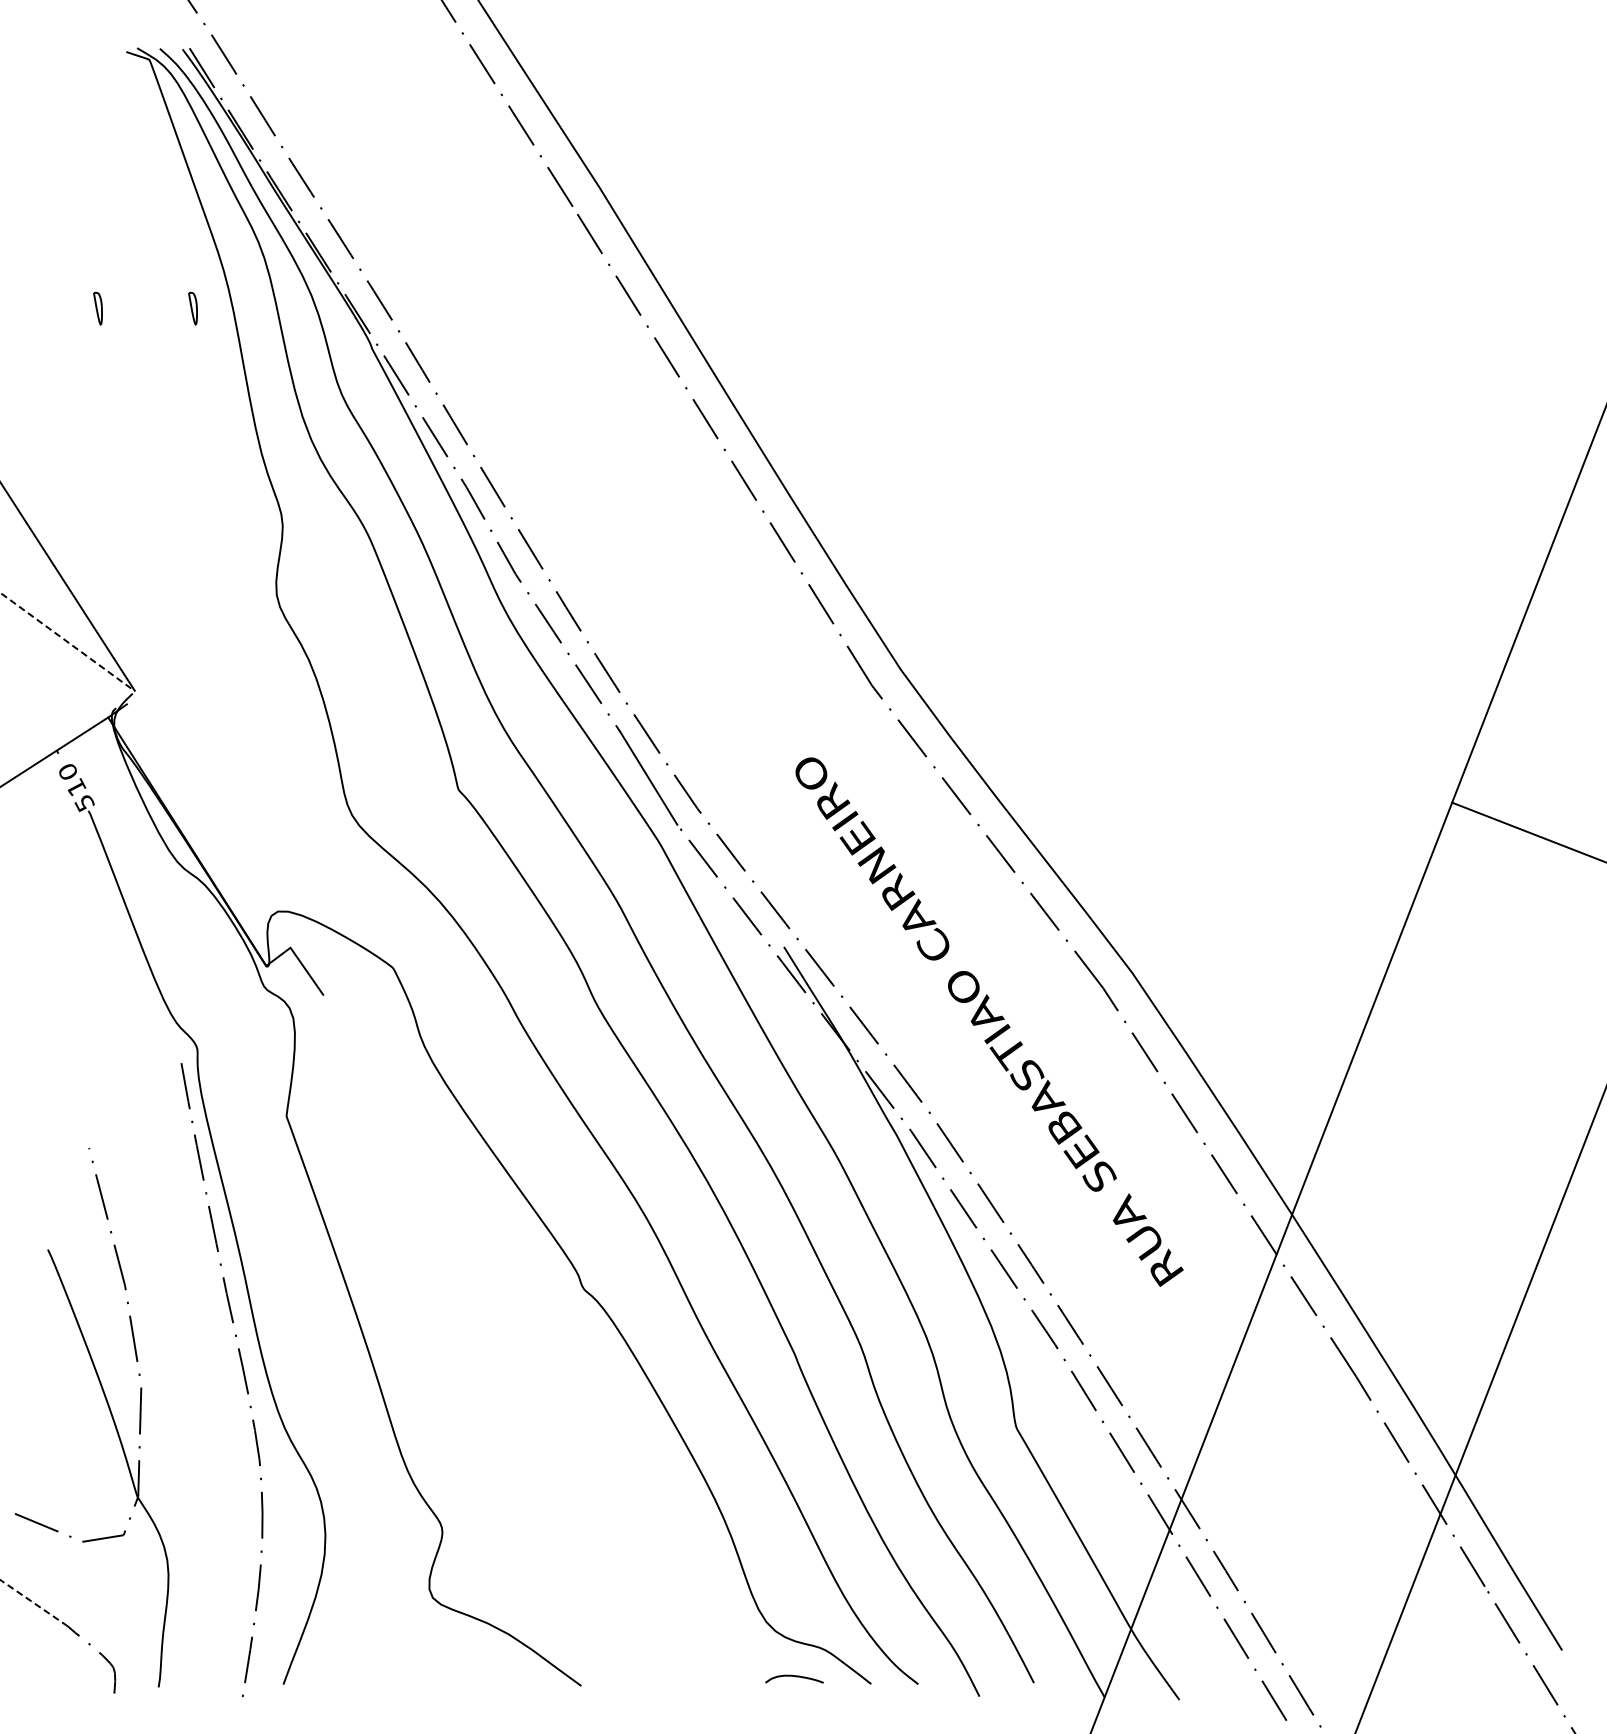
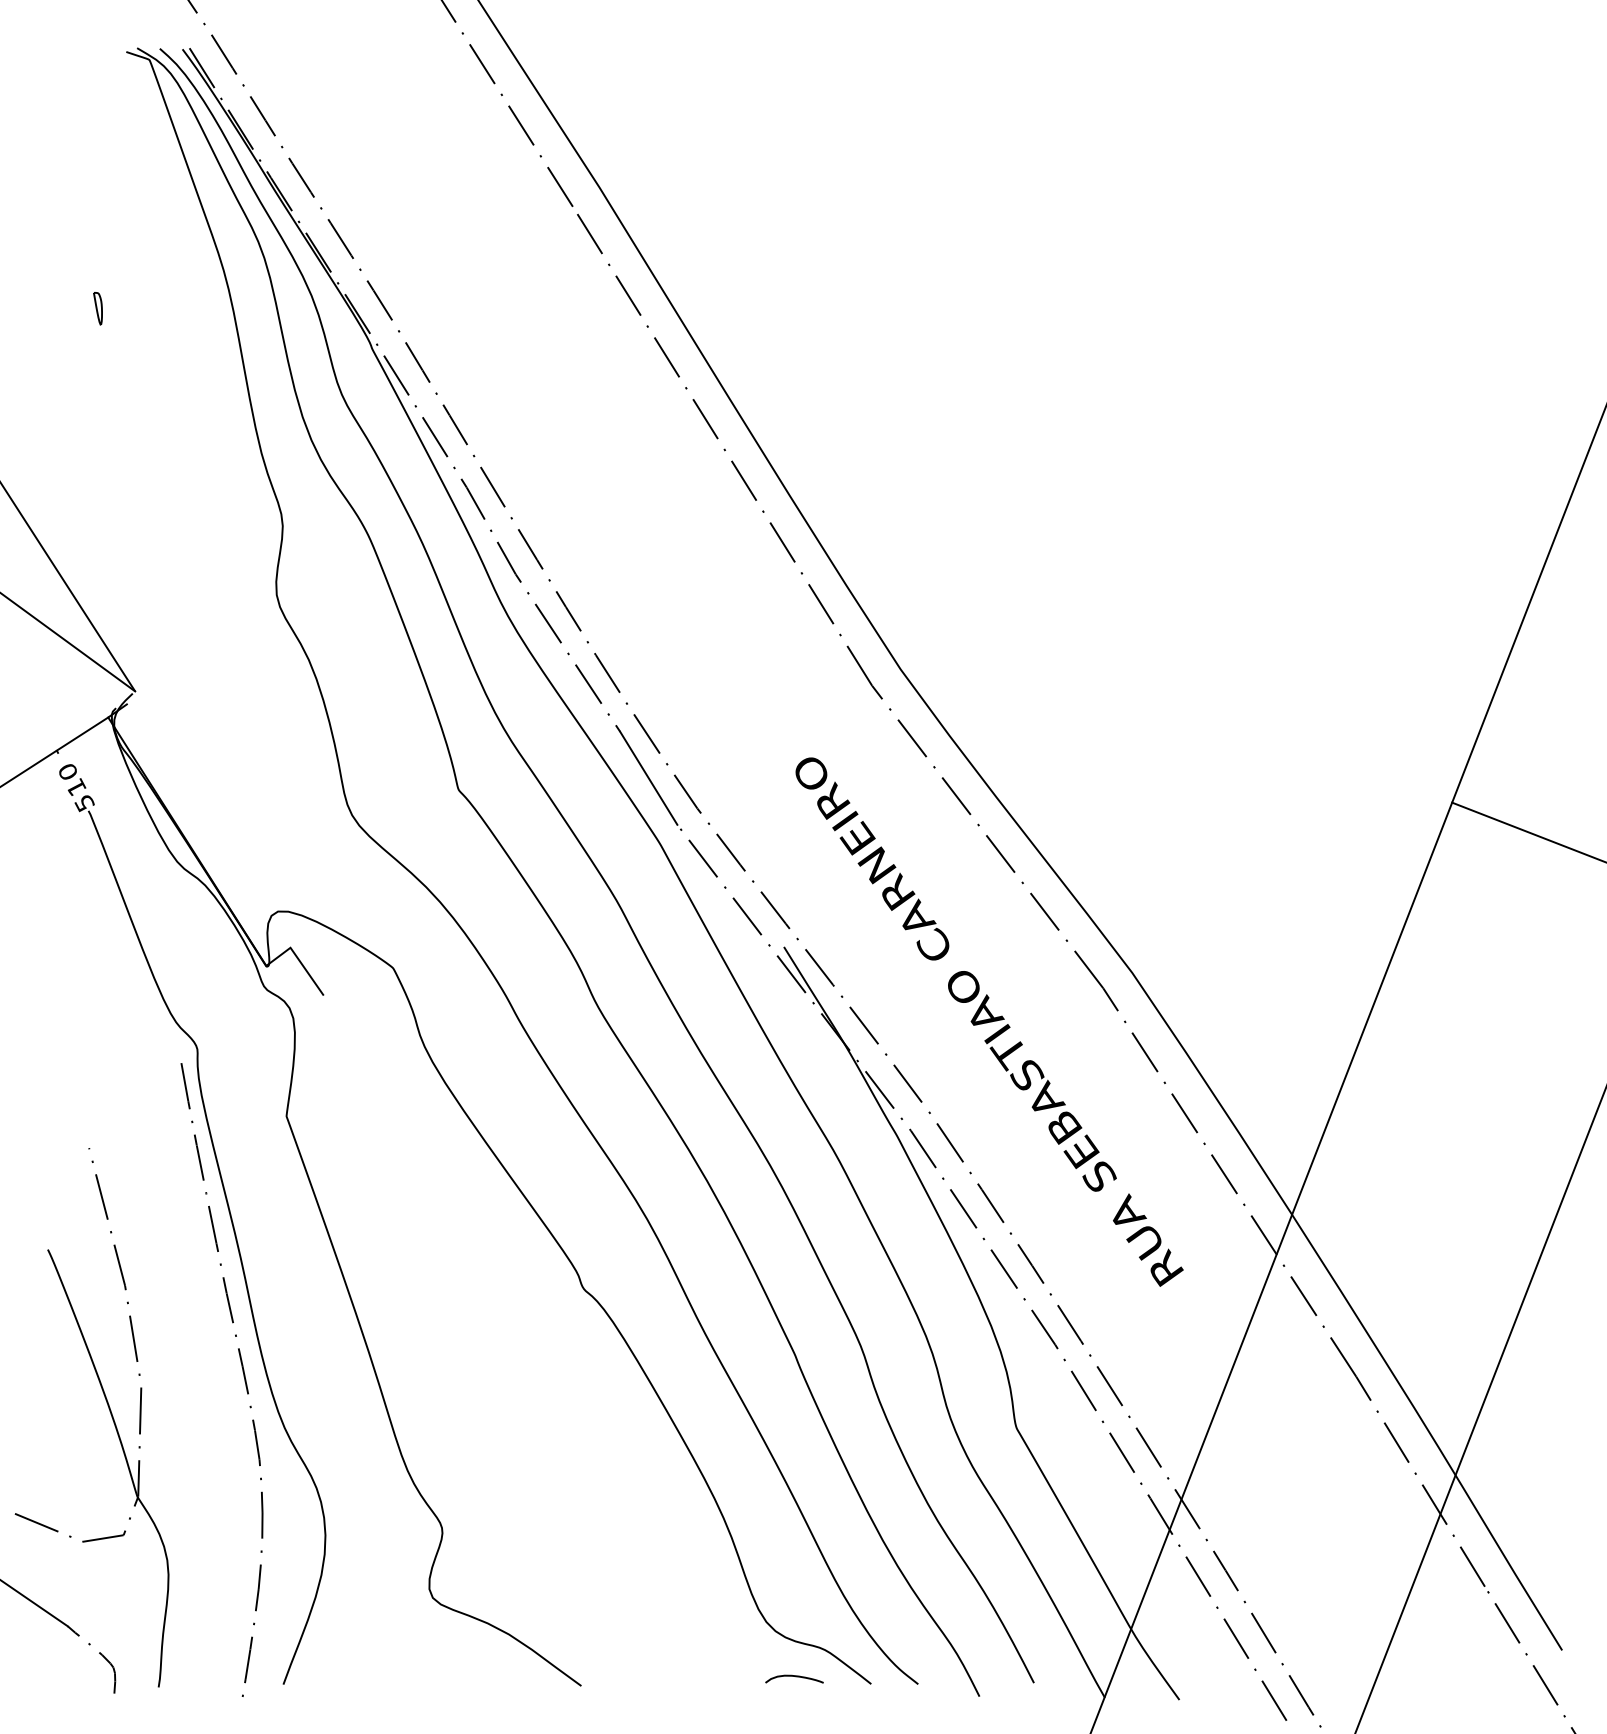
part: present -> none (192, 308)
line: dashed -> solid (68, 642)
line: dashed -> solid (34, 1603)
